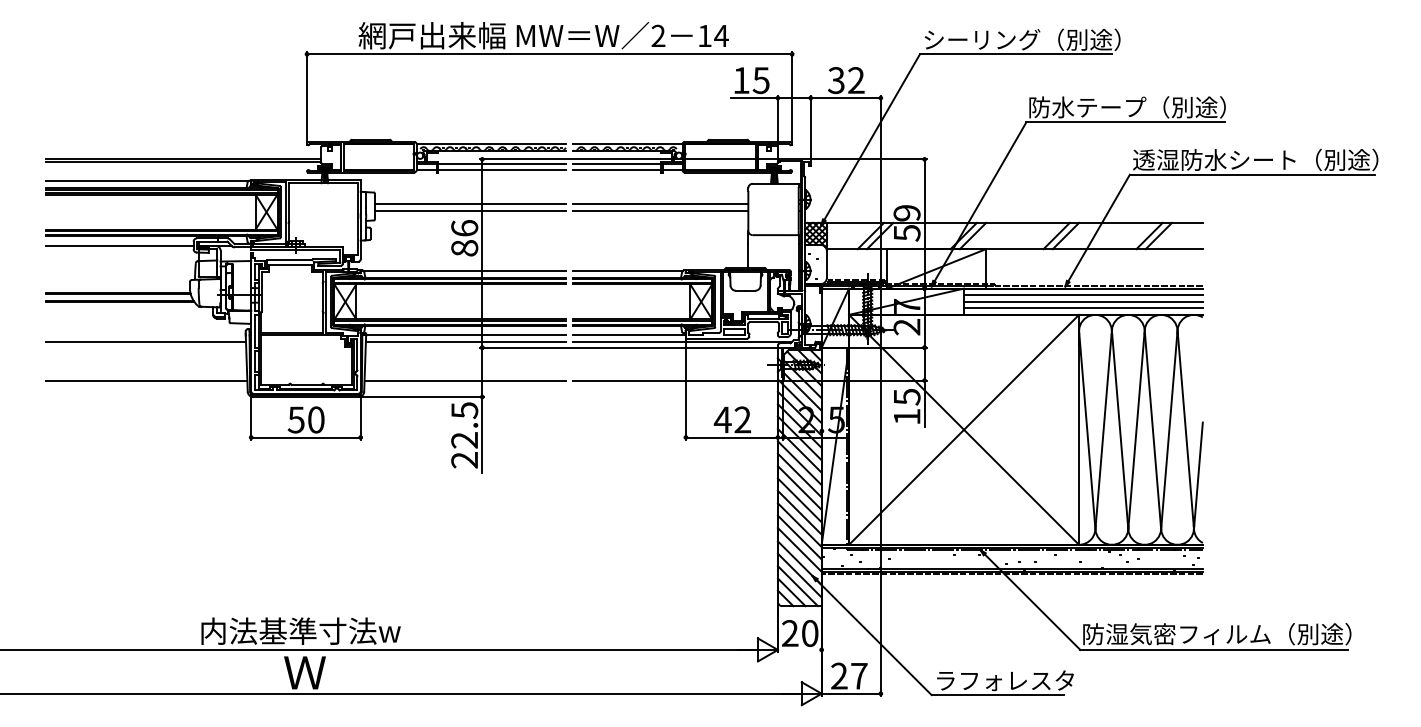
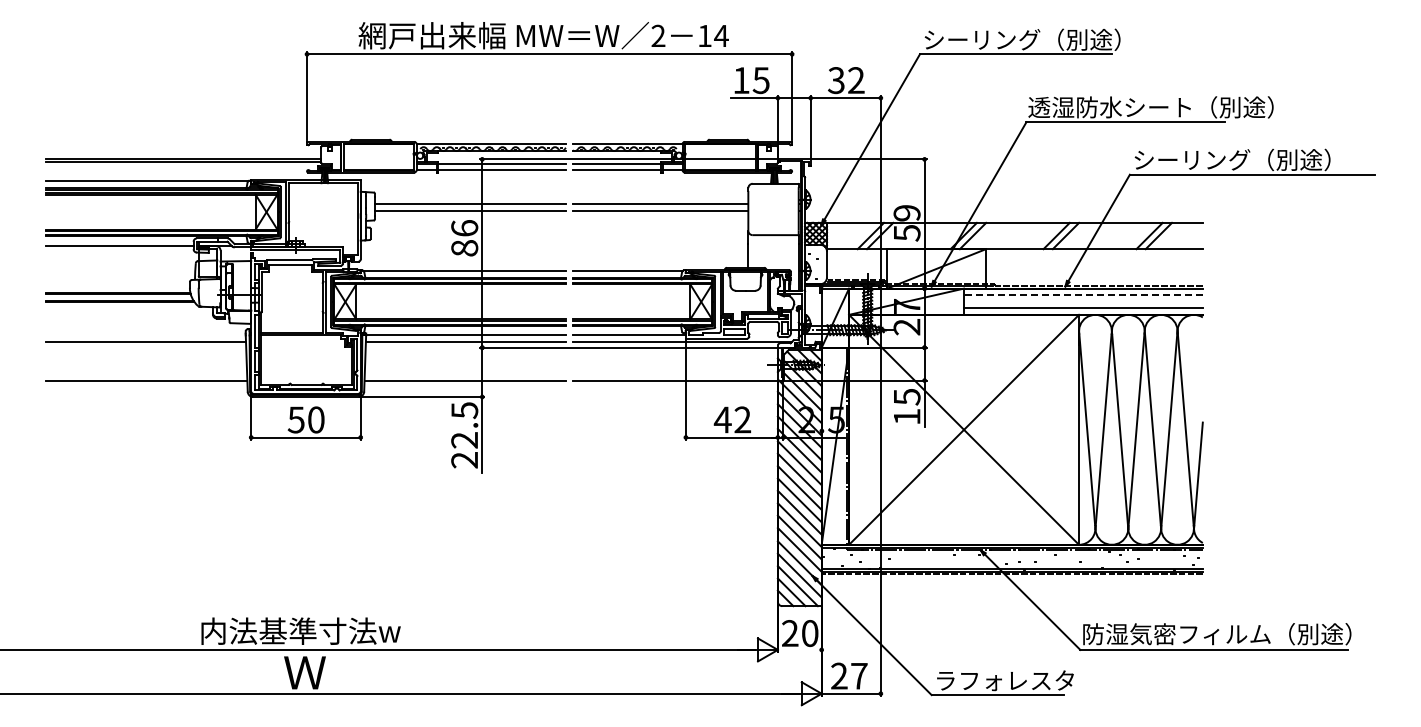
text: 防水テープ（別途） -> 透湿防水シート（別途） (1150, 107)
text: 透湿防水シート（別途） -> シーリング（別途） (1255, 159)
line: solid -> dashed (1082, 295)
line: present -> none (1083, 301)
